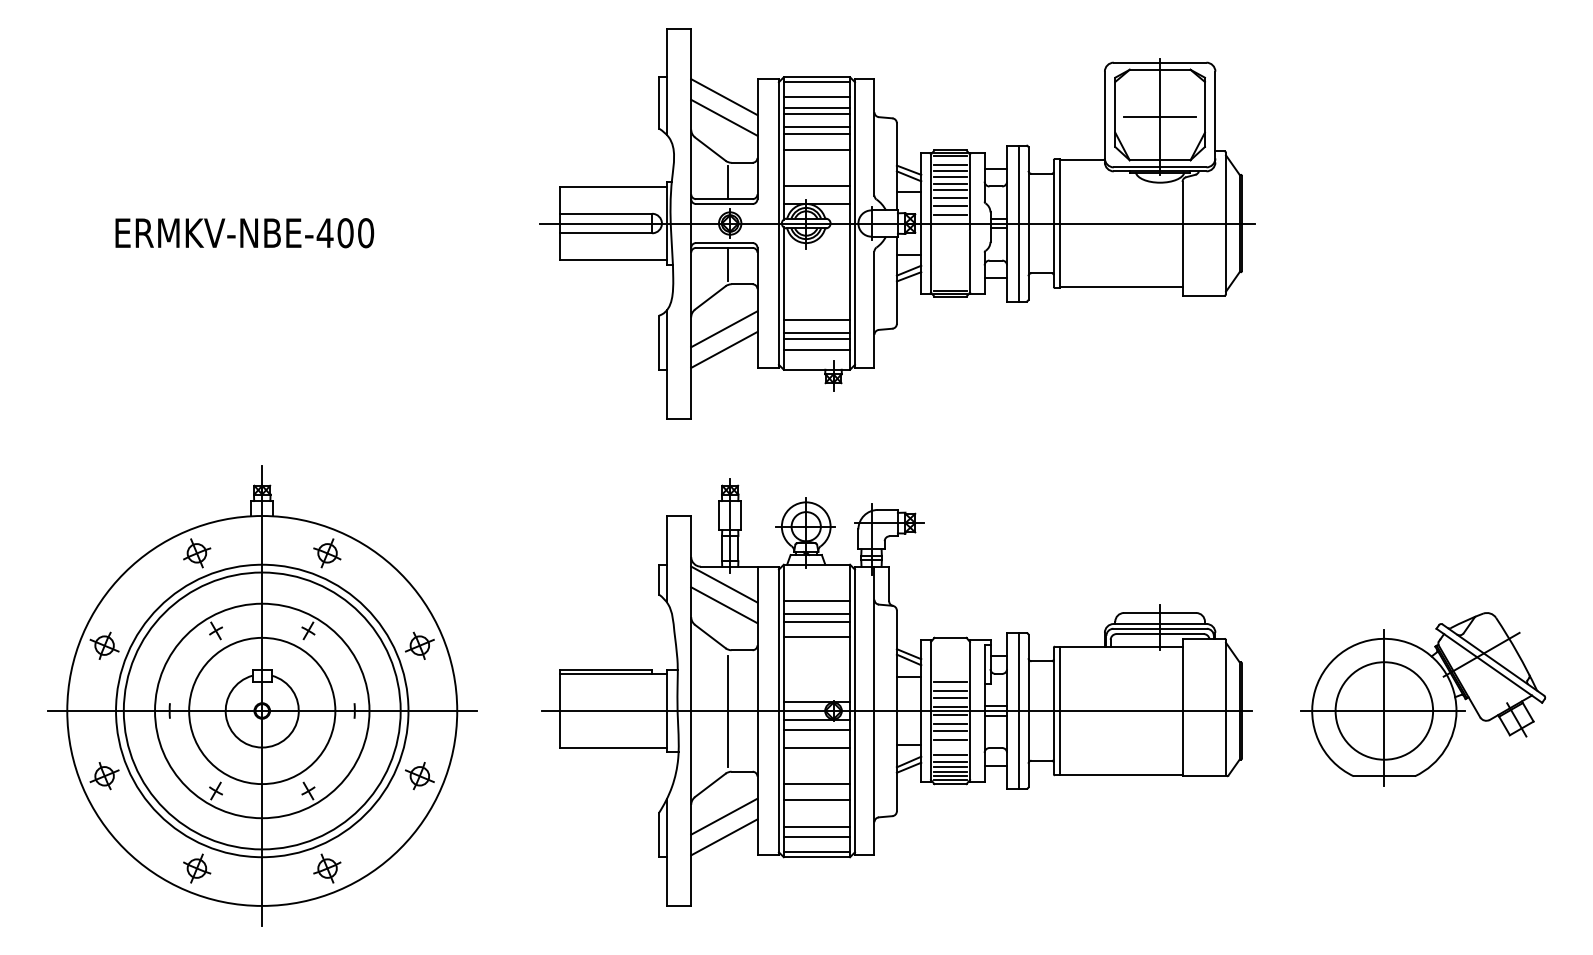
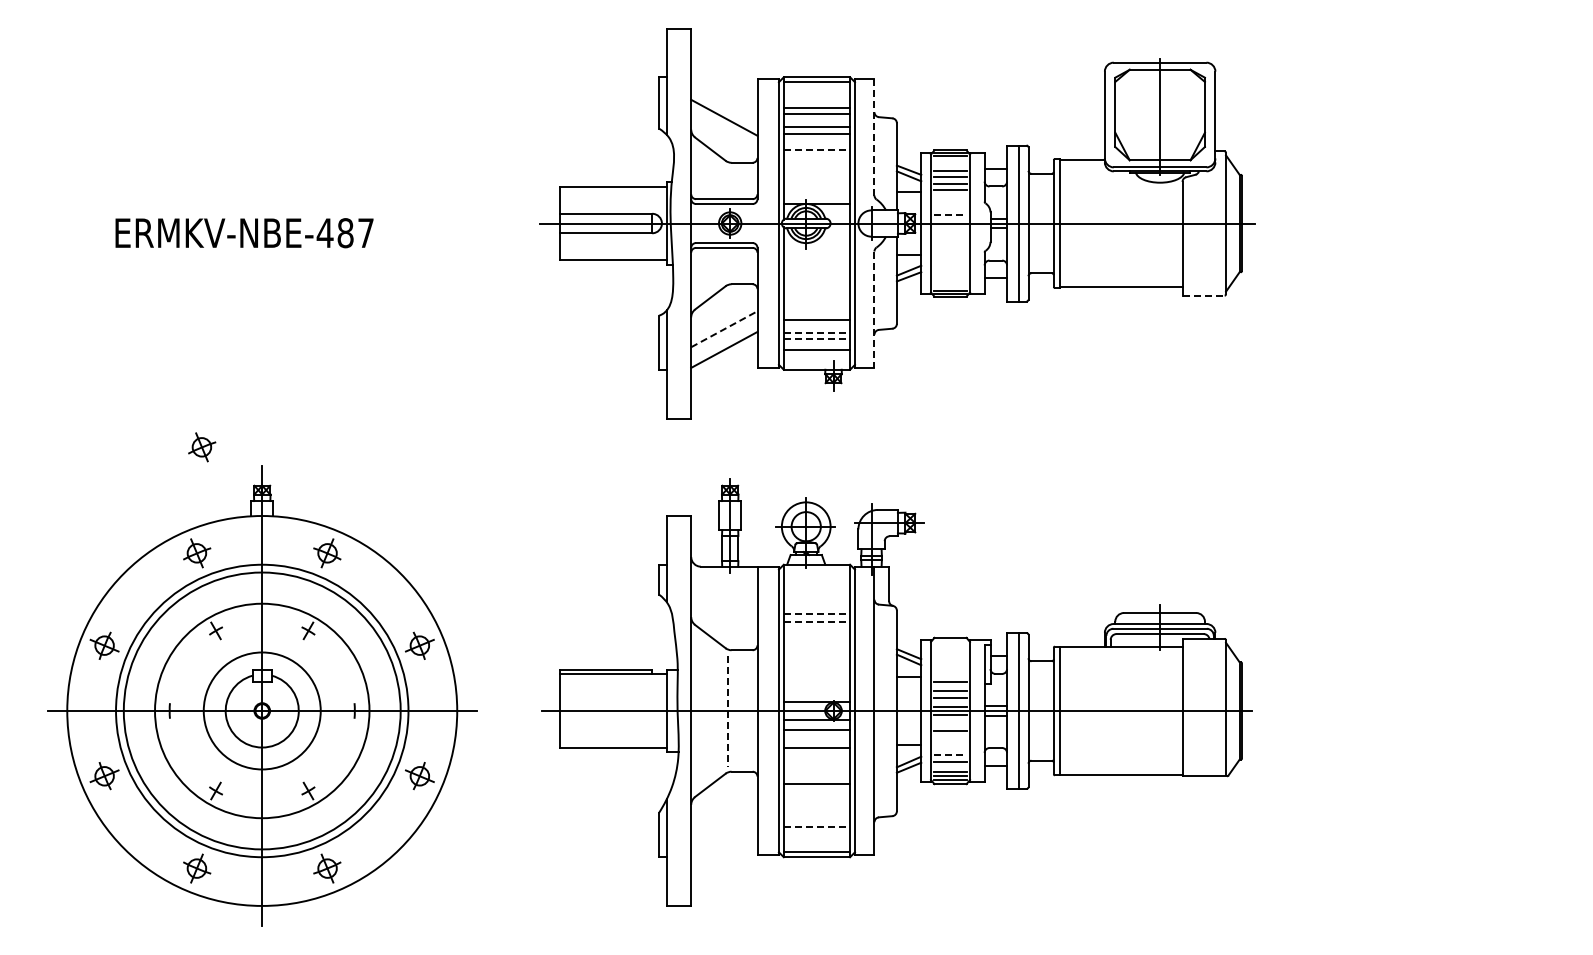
line: present -> none (724, 97)
line: present -> none (816, 97)
line: present -> none (1159, 116)
line: solid -> dashed (874, 137)
line: solid -> dashed (817, 150)
line: present -> none (950, 165)
line: present -> none (728, 182)
line: present -> none (816, 186)
line: present -> none (950, 198)
line: present -> none (950, 205)
line: solid -> dashed (951, 214)
text: ERMKV-NBE-400 -> ERMKV-NBE-487 (355, 233)
line: present -> none (728, 263)
line: solid -> dashed (1204, 295)
line: solid -> dashed (874, 310)
line: solid -> dashed (724, 329)
line: solid -> dashed (817, 333)
line: solid -> dashed (817, 339)
part: none -> present (202, 447)
line: present -> none (724, 584)
line: present -> none (816, 601)
line: present -> none (724, 605)
line: solid -> dashed (817, 614)
line: solid -> dashed (817, 621)
line: present -> none (816, 637)
part: present -> none (1423, 699)
circle diameter: 146 px -> 117 px (261, 710)
line: solid -> dashed (728, 711)
line: present -> none (950, 723)
line: present -> none (950, 739)
line: solid -> dashed (951, 754)
line: present -> none (950, 767)
line: present -> none (816, 800)
line: present -> none (724, 816)
line: solid -> dashed (817, 826)
line: present -> none (724, 837)
line: present -> none (816, 837)
